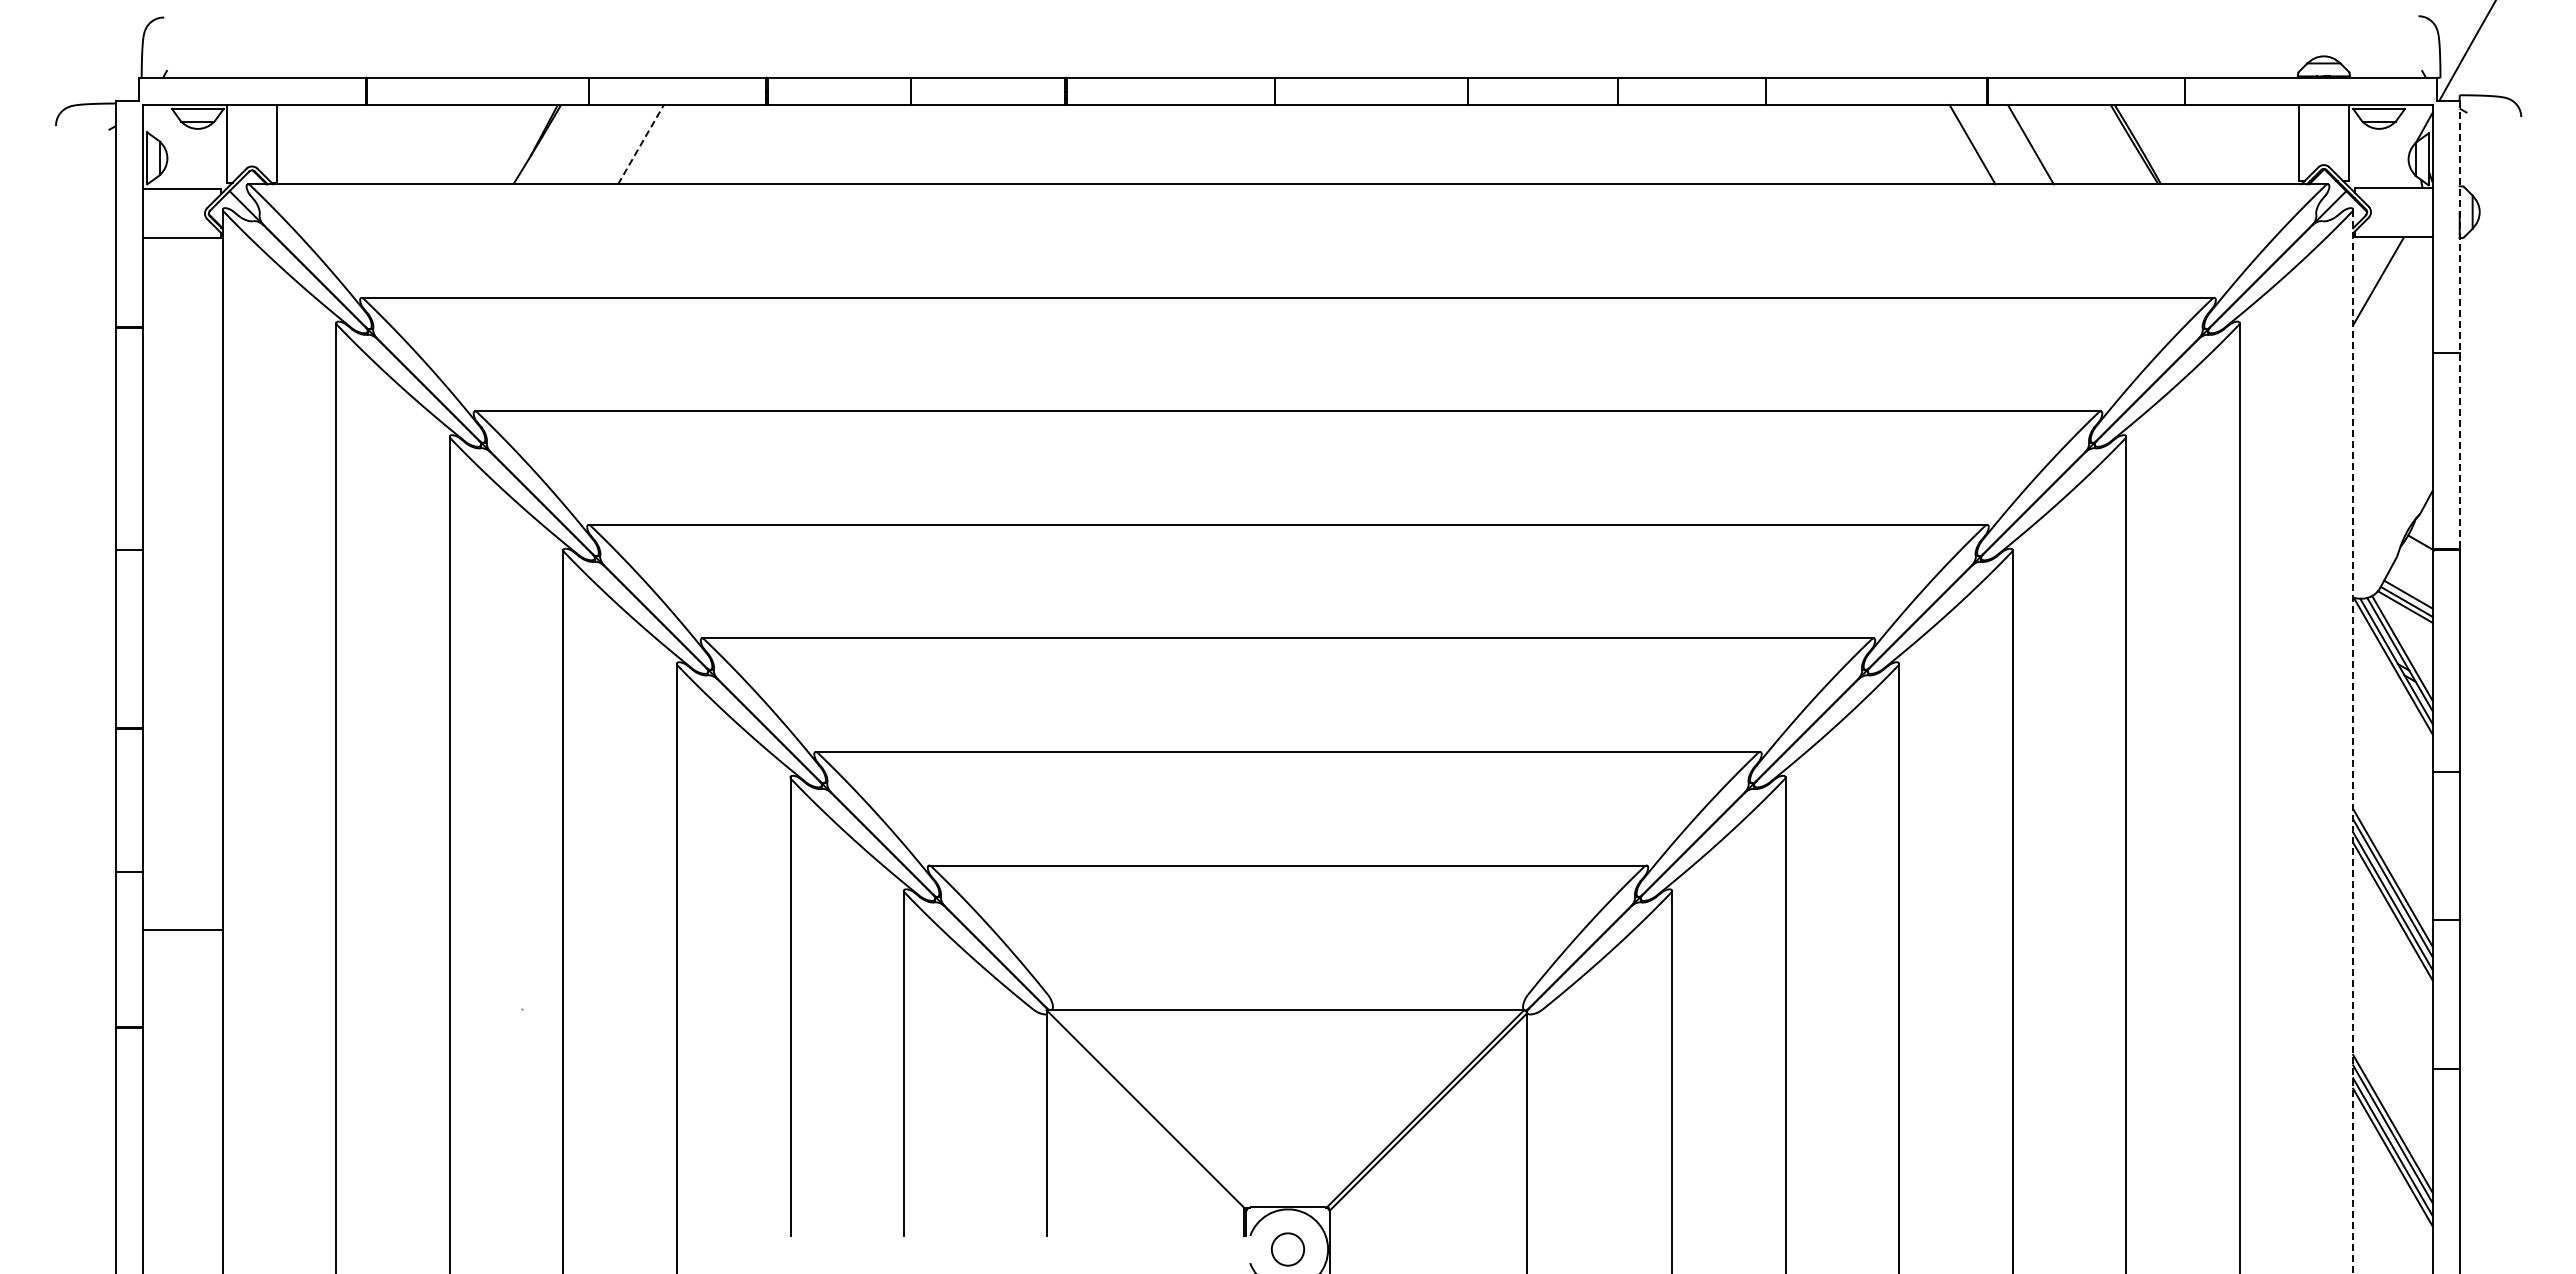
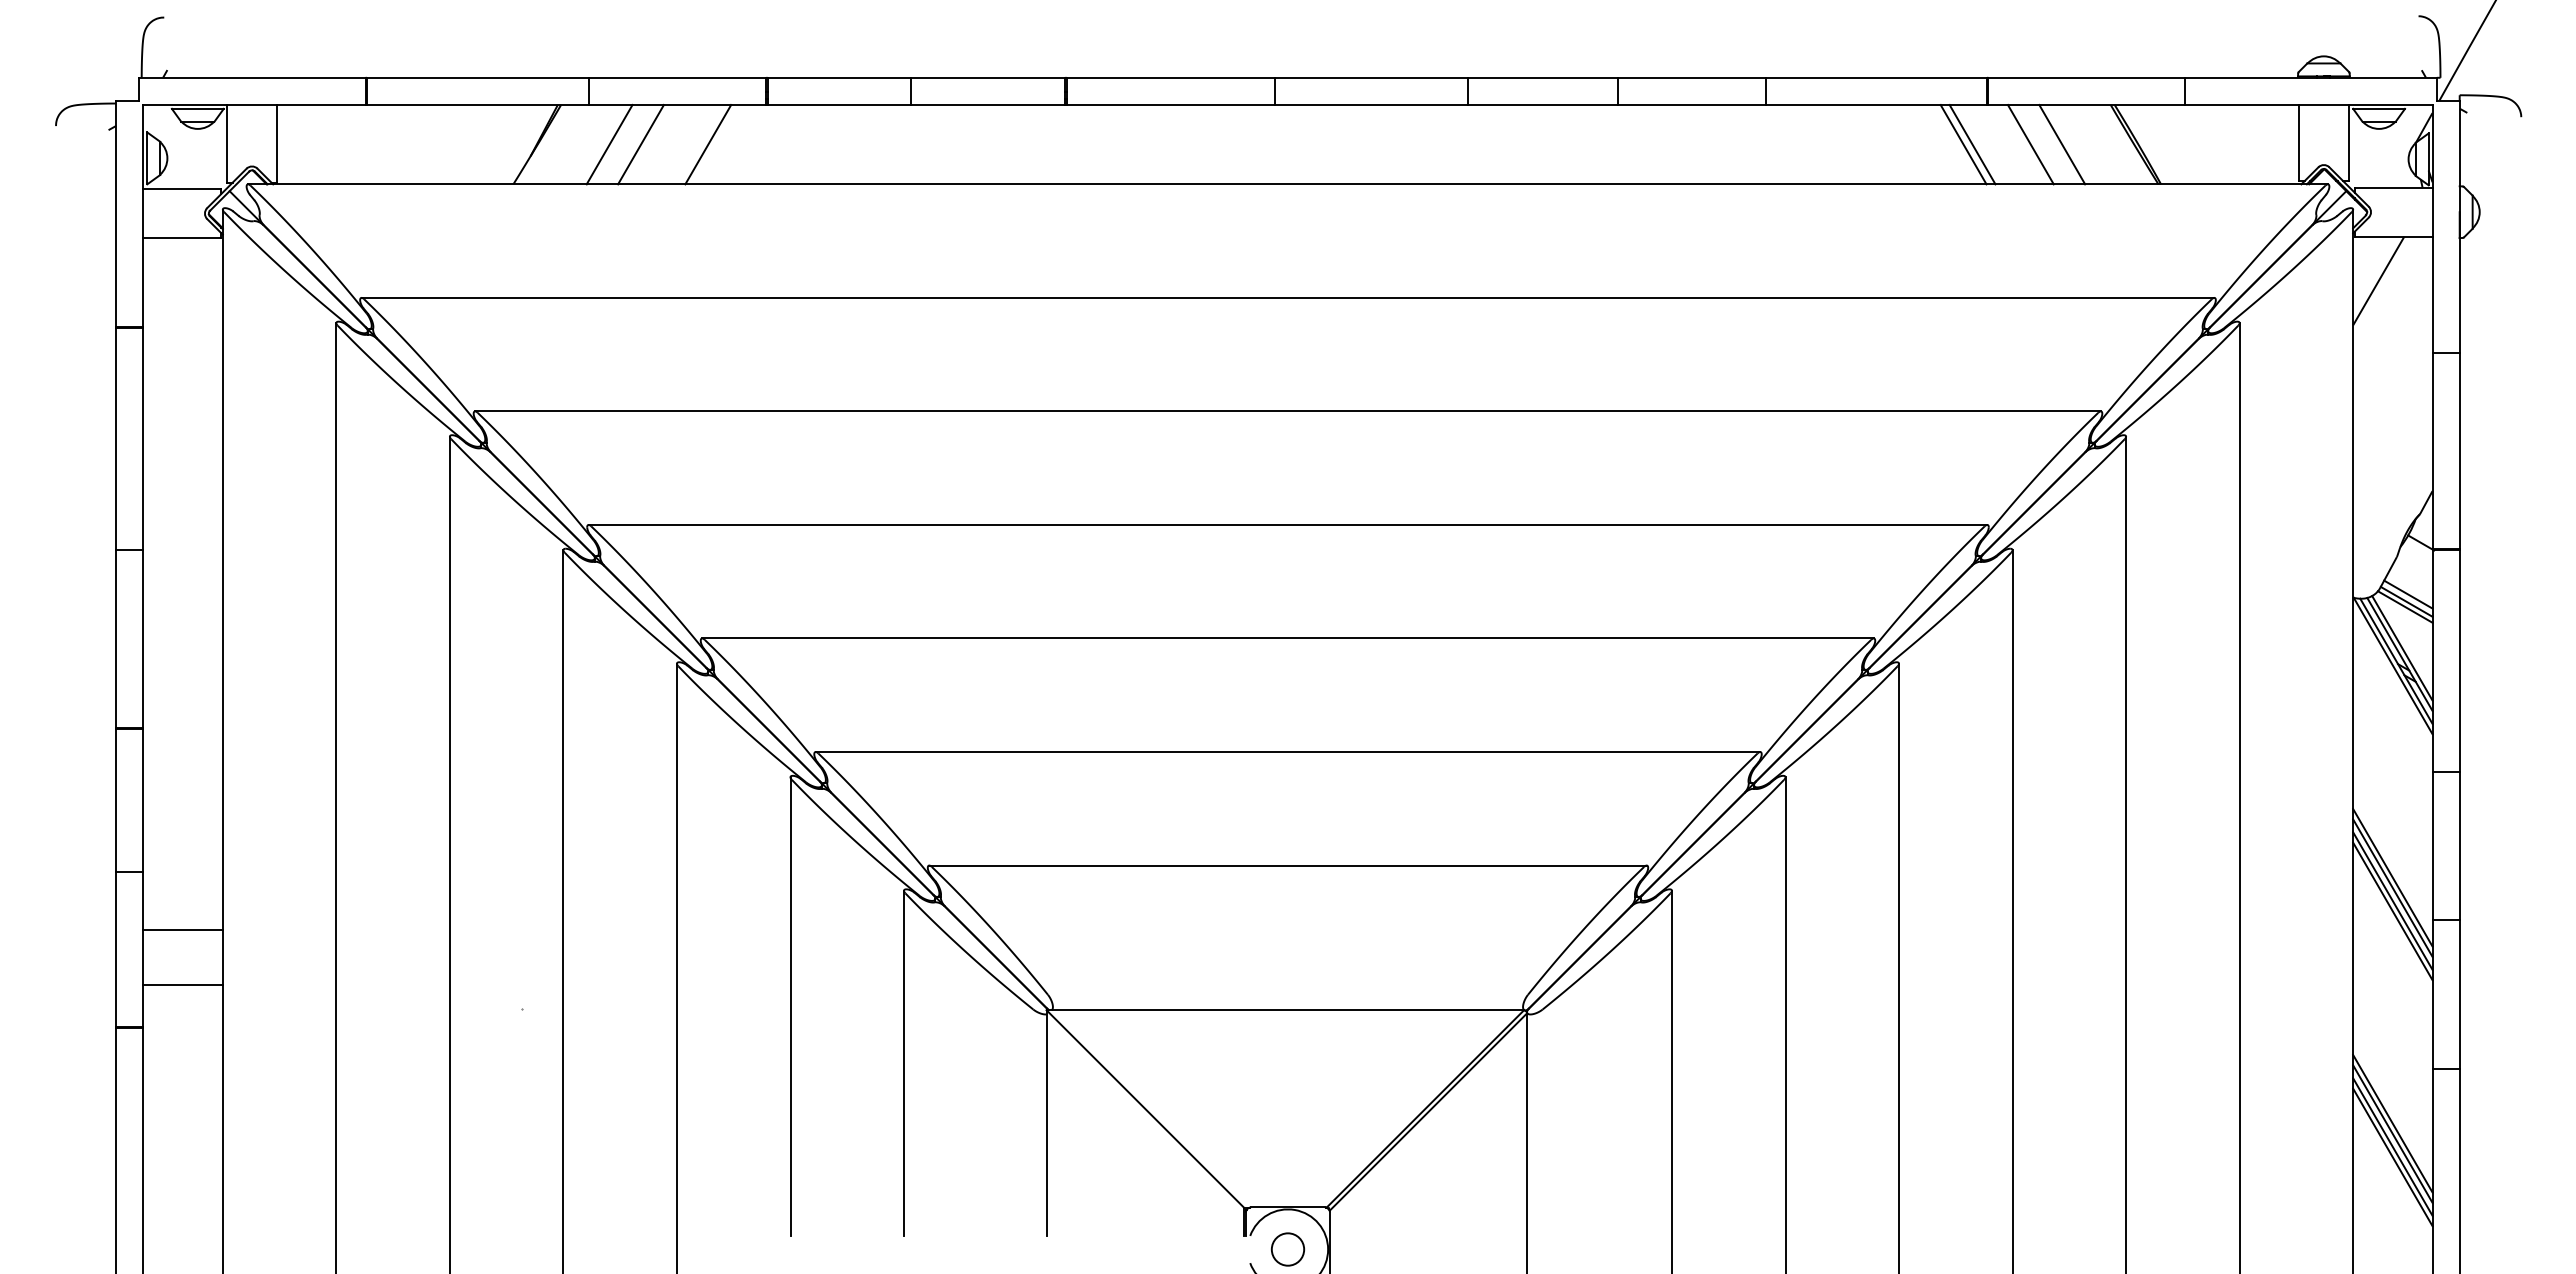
line: none -> present (609, 144)
line: dashed -> solid (641, 144)
line: none -> present (708, 144)
line: none -> present (1963, 144)
line: none -> present (2062, 144)
line: dashed -> solid (2459, 325)
line: dashed -> solid (2353, 741)
line: none -> present (182, 984)
